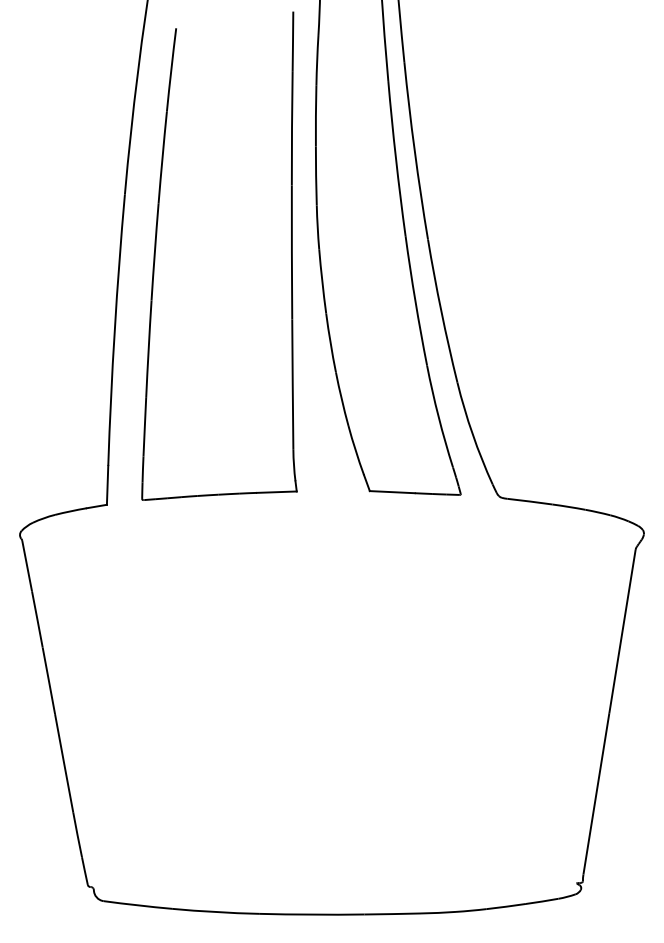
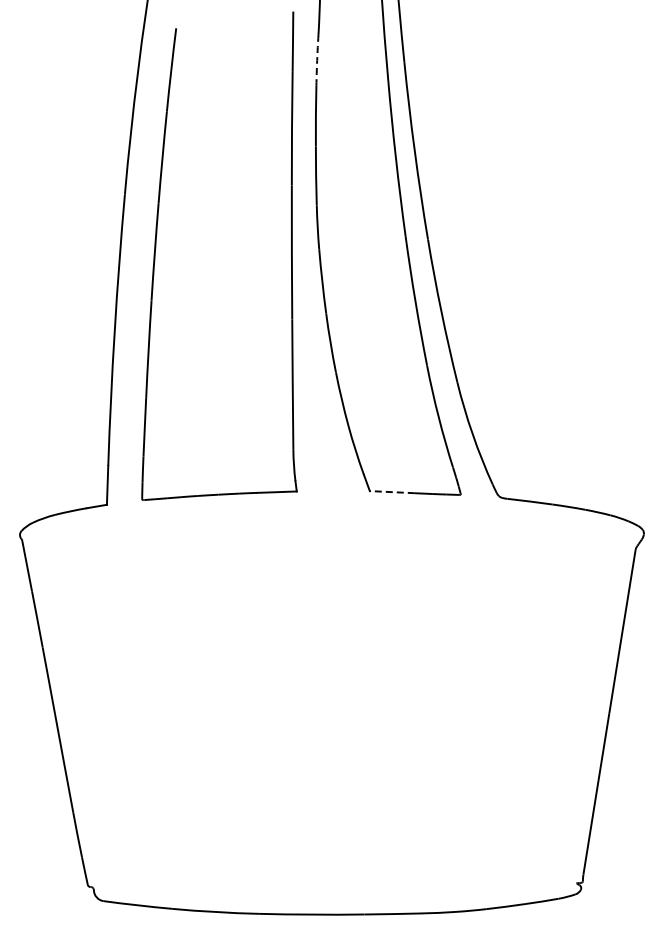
arc: solid -> dashed (317, 60)
line: solid -> dashed (392, 492)
